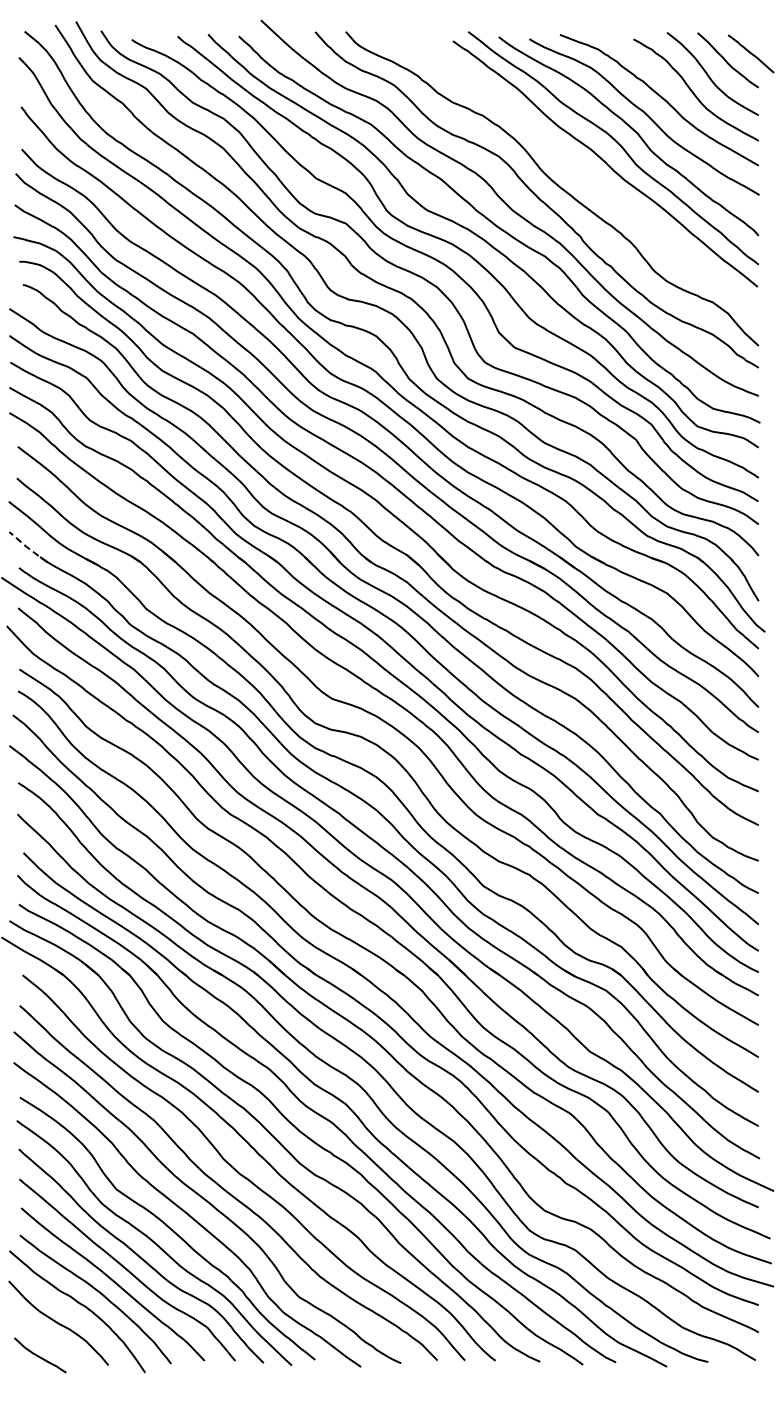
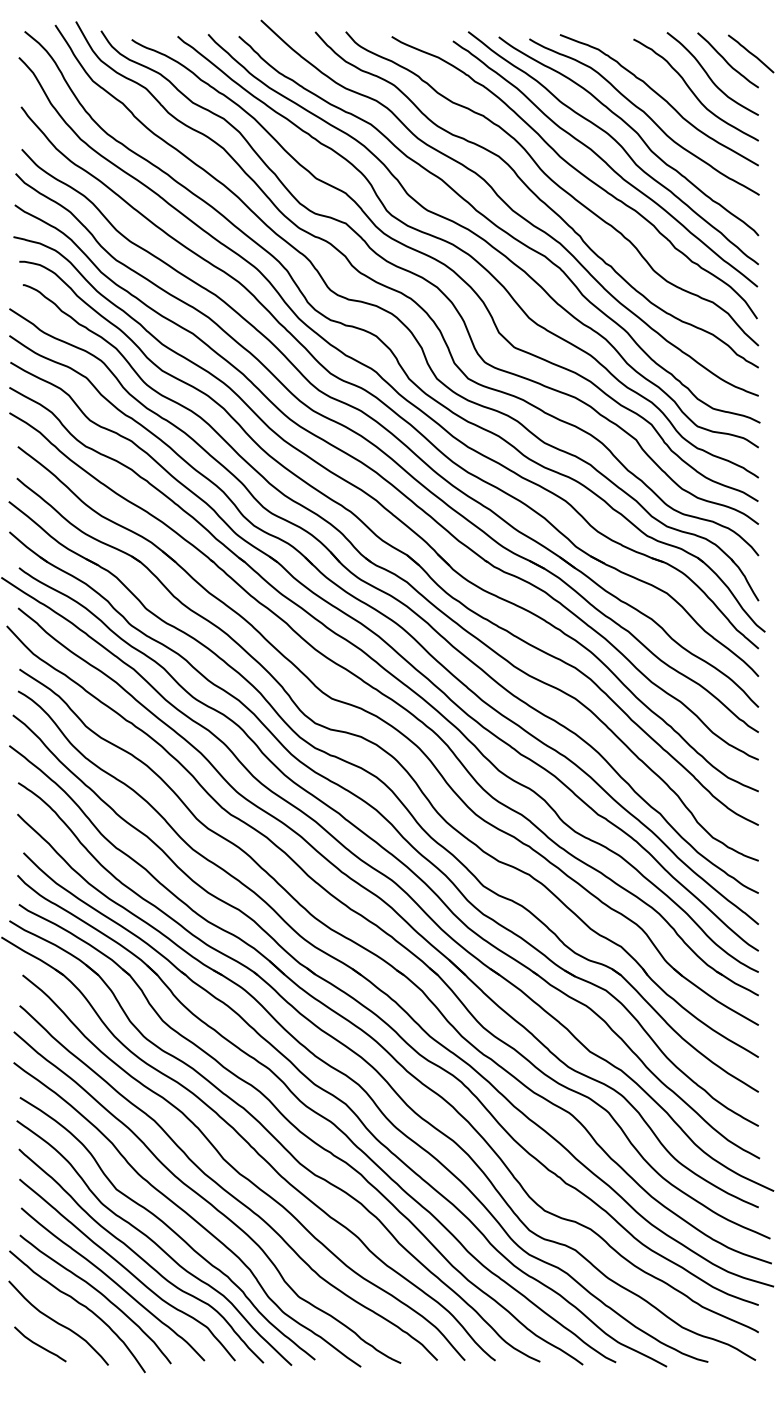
curve: none -> present (576, 171)
line: dashed -> solid (28, 548)
curve position: (40, 1356) -> (40, 1345) (40, 1345)
